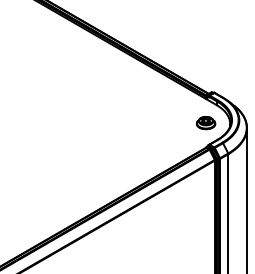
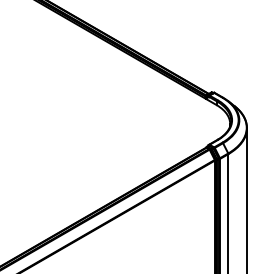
part: present -> none (206, 123)
